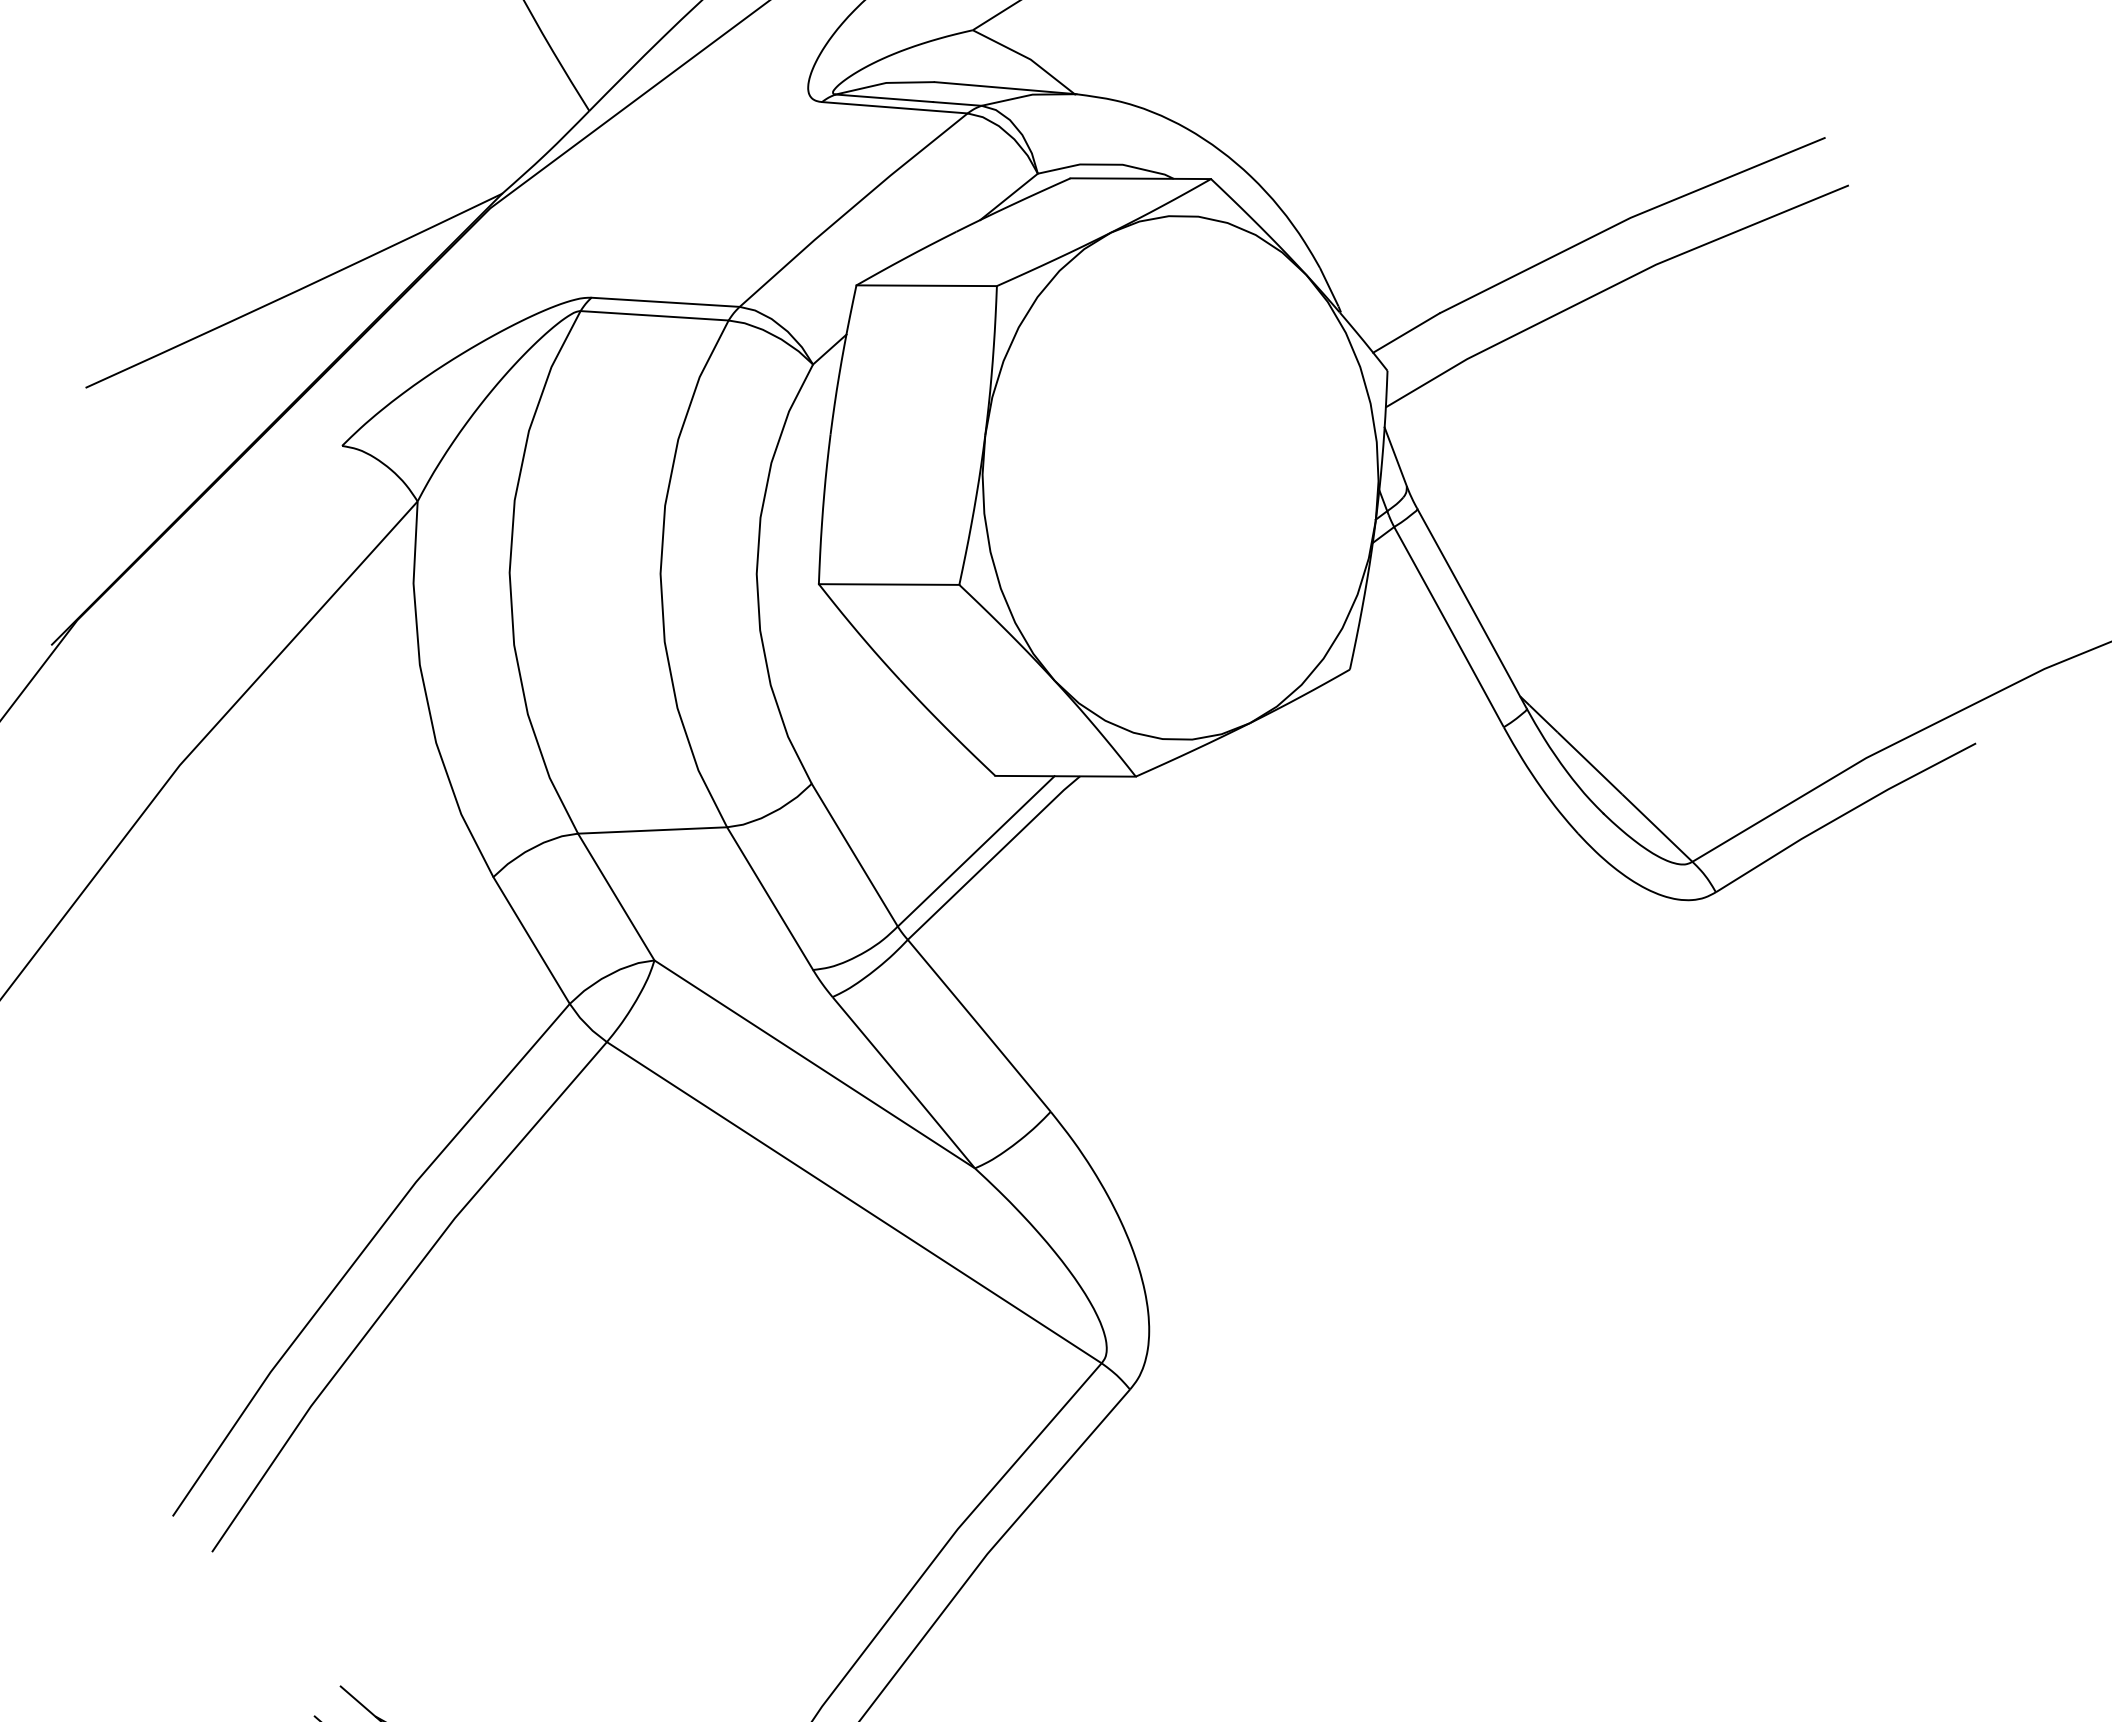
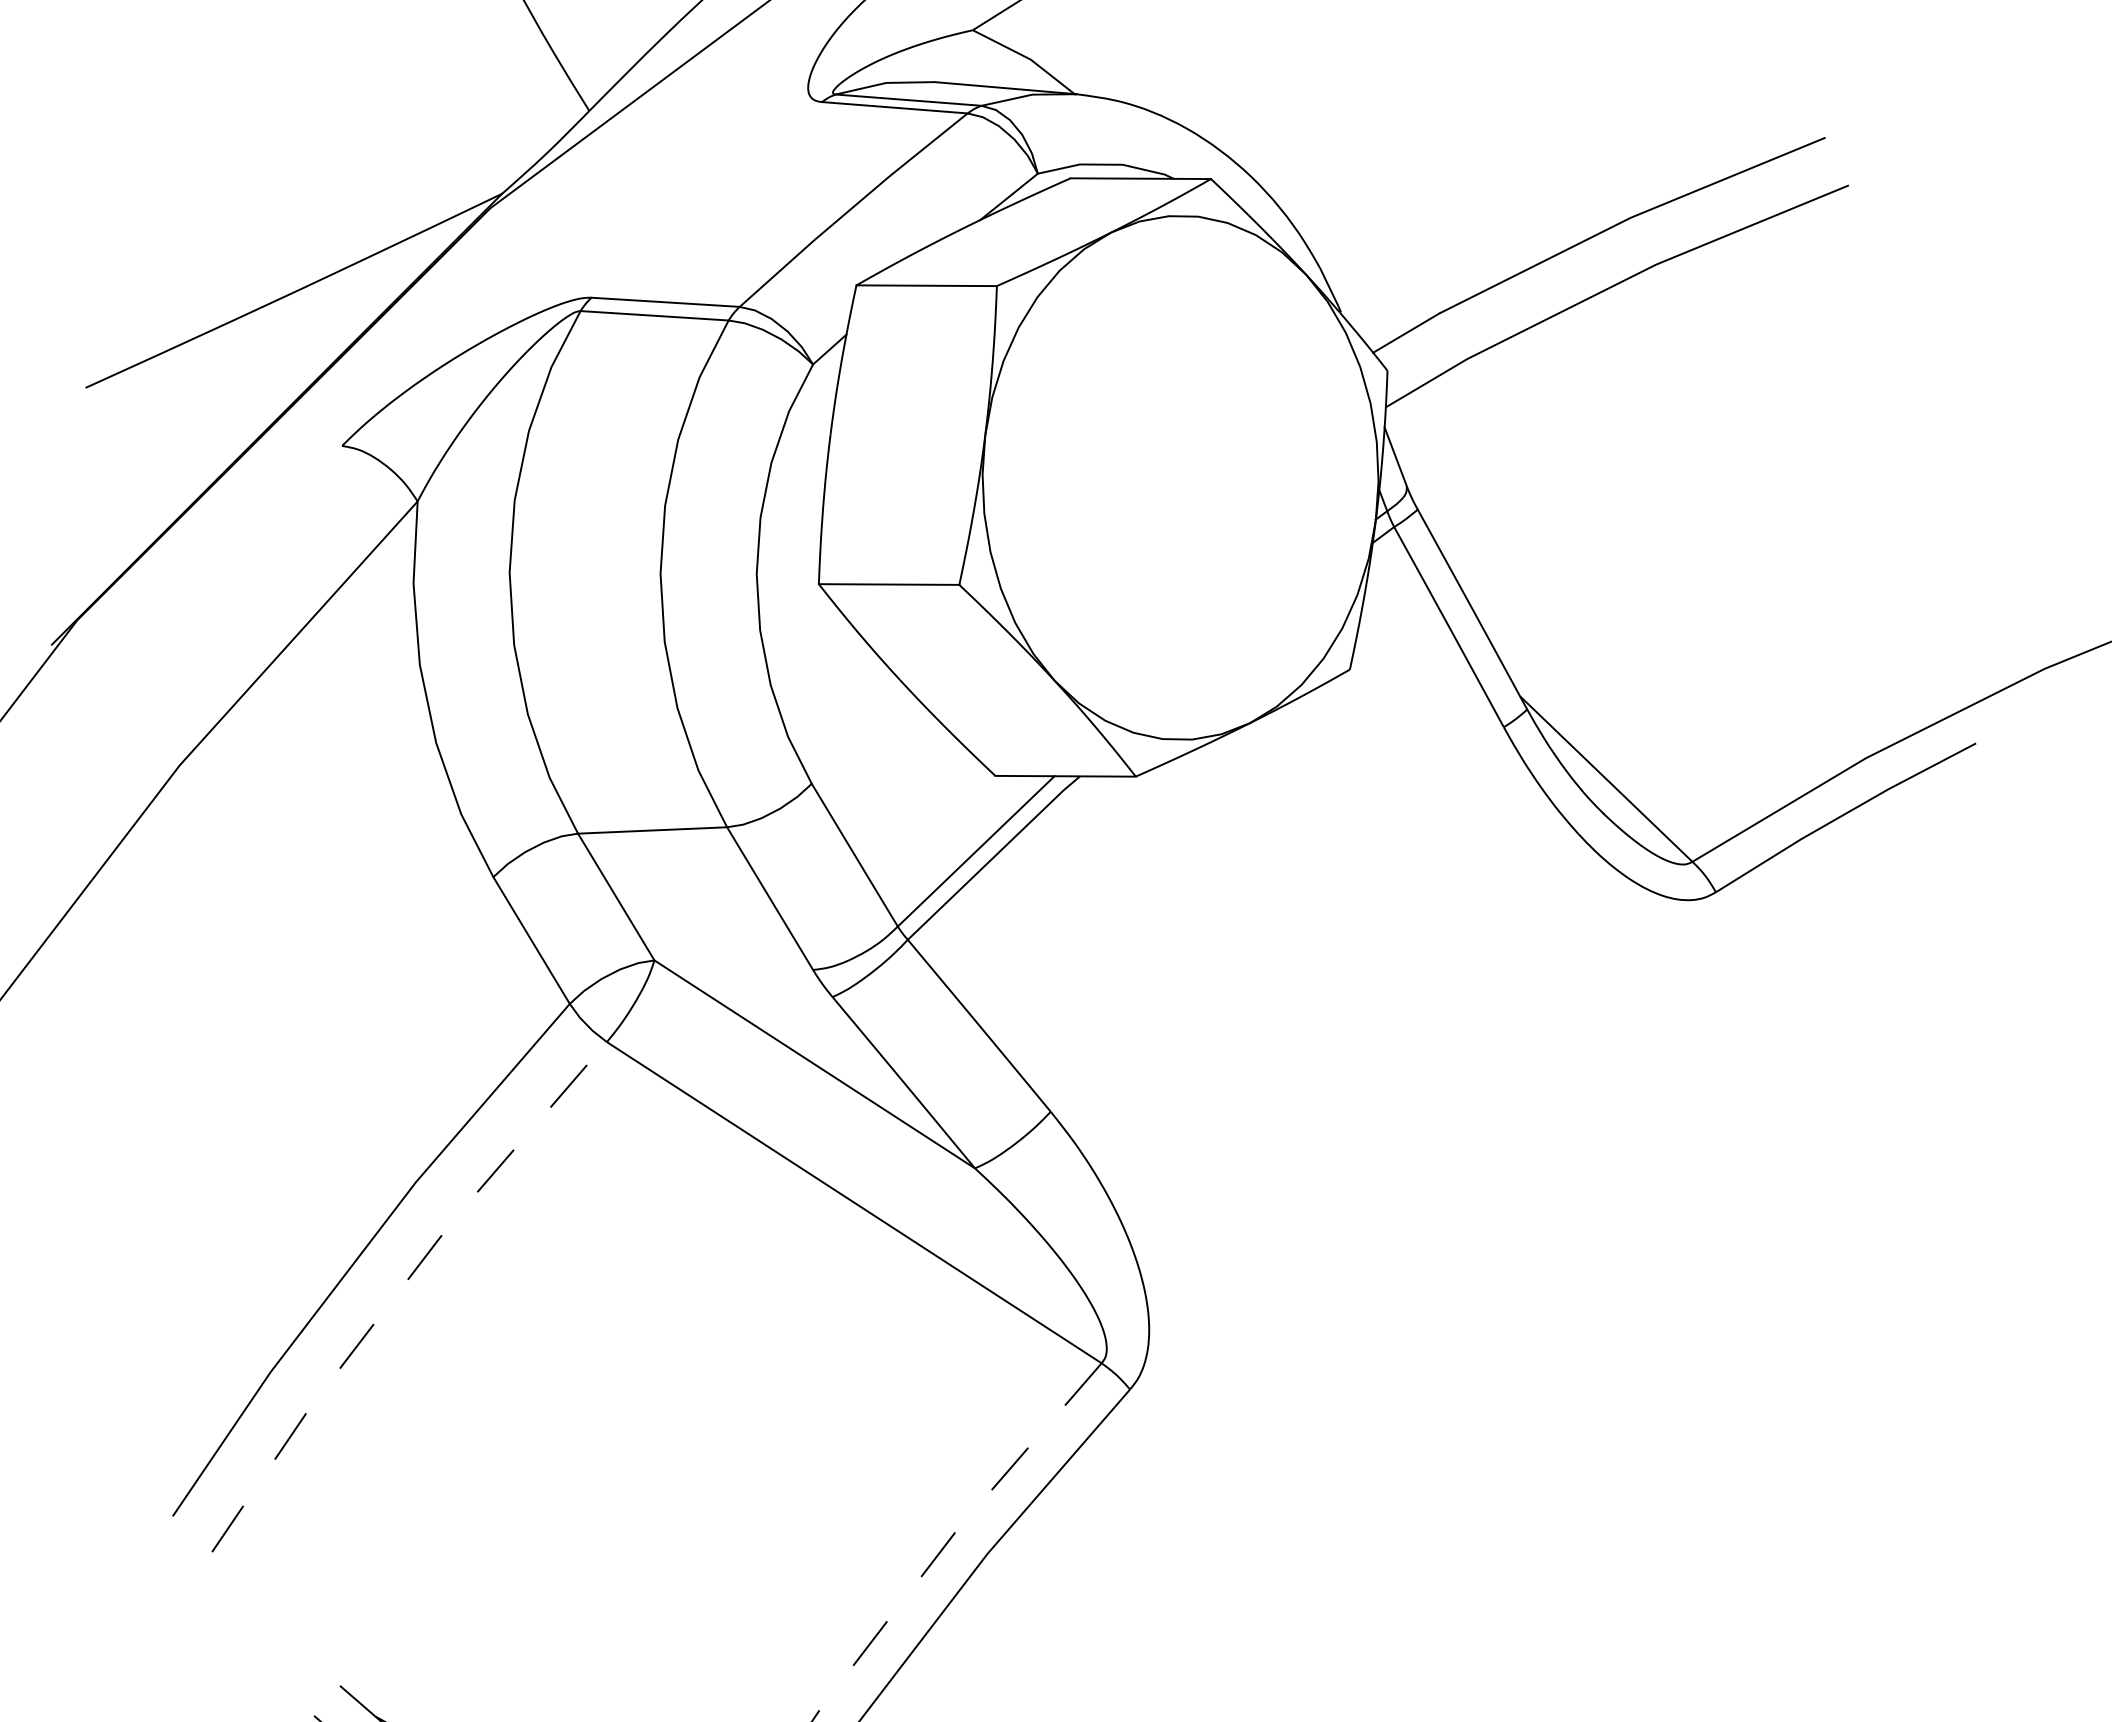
line: solid -> dashed (400, 1289)
line: solid -> dashed (951, 1537)
